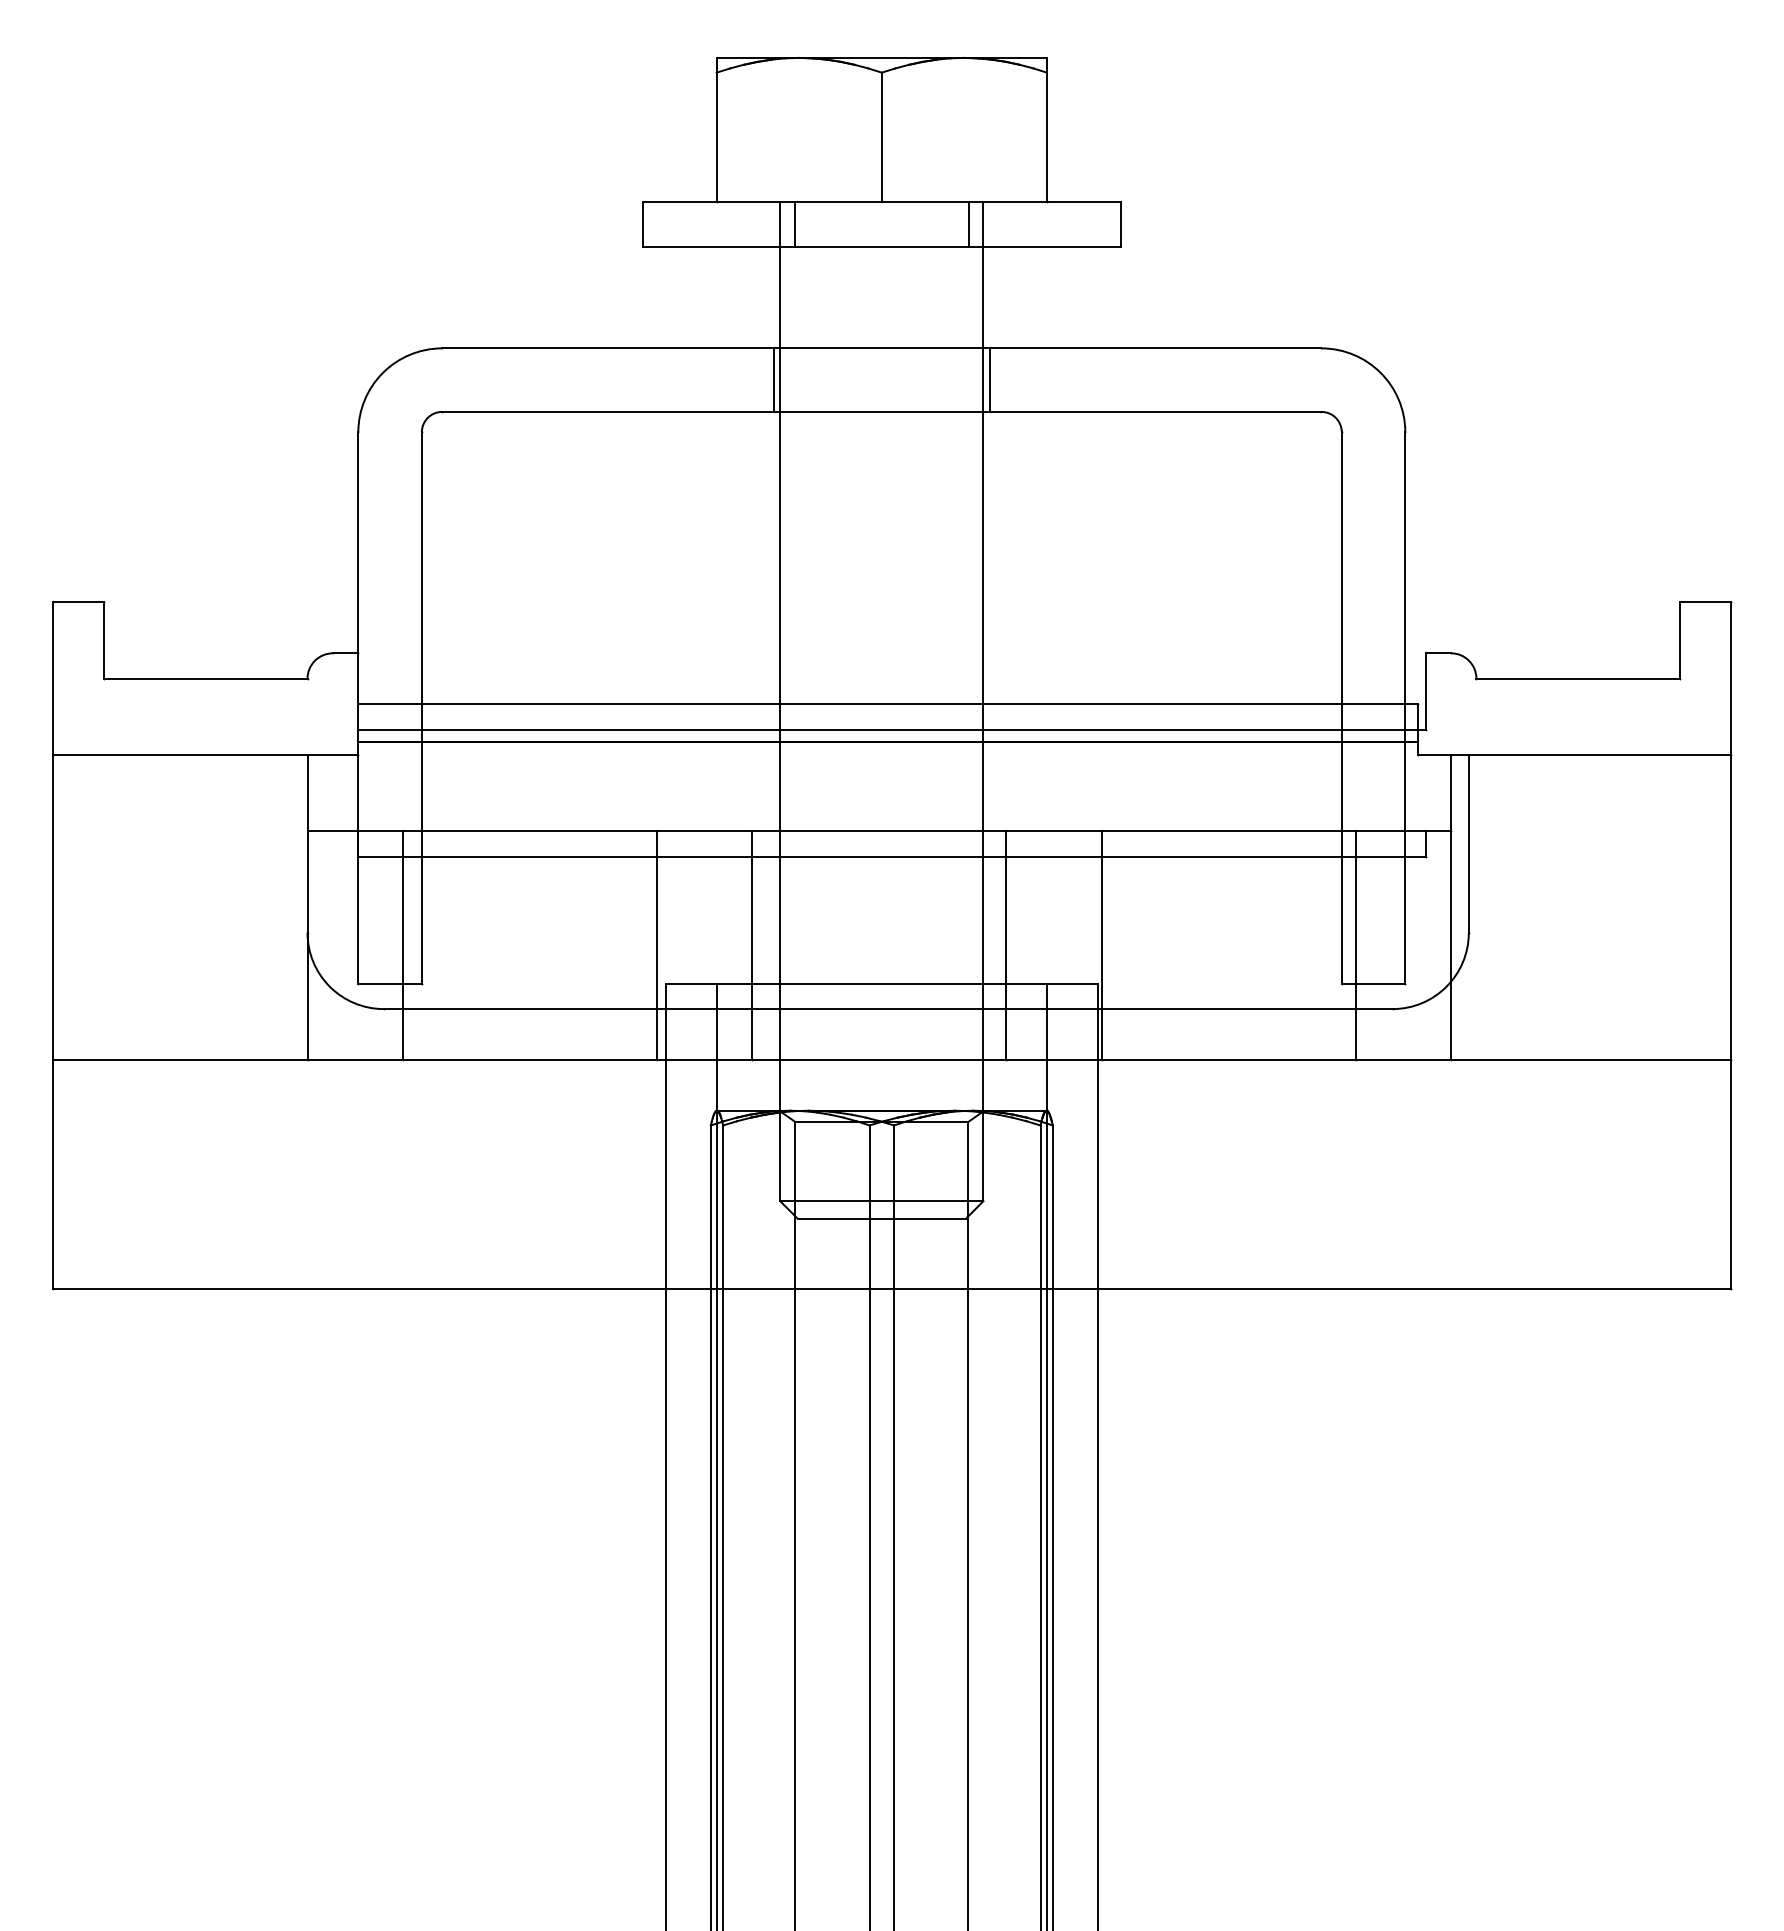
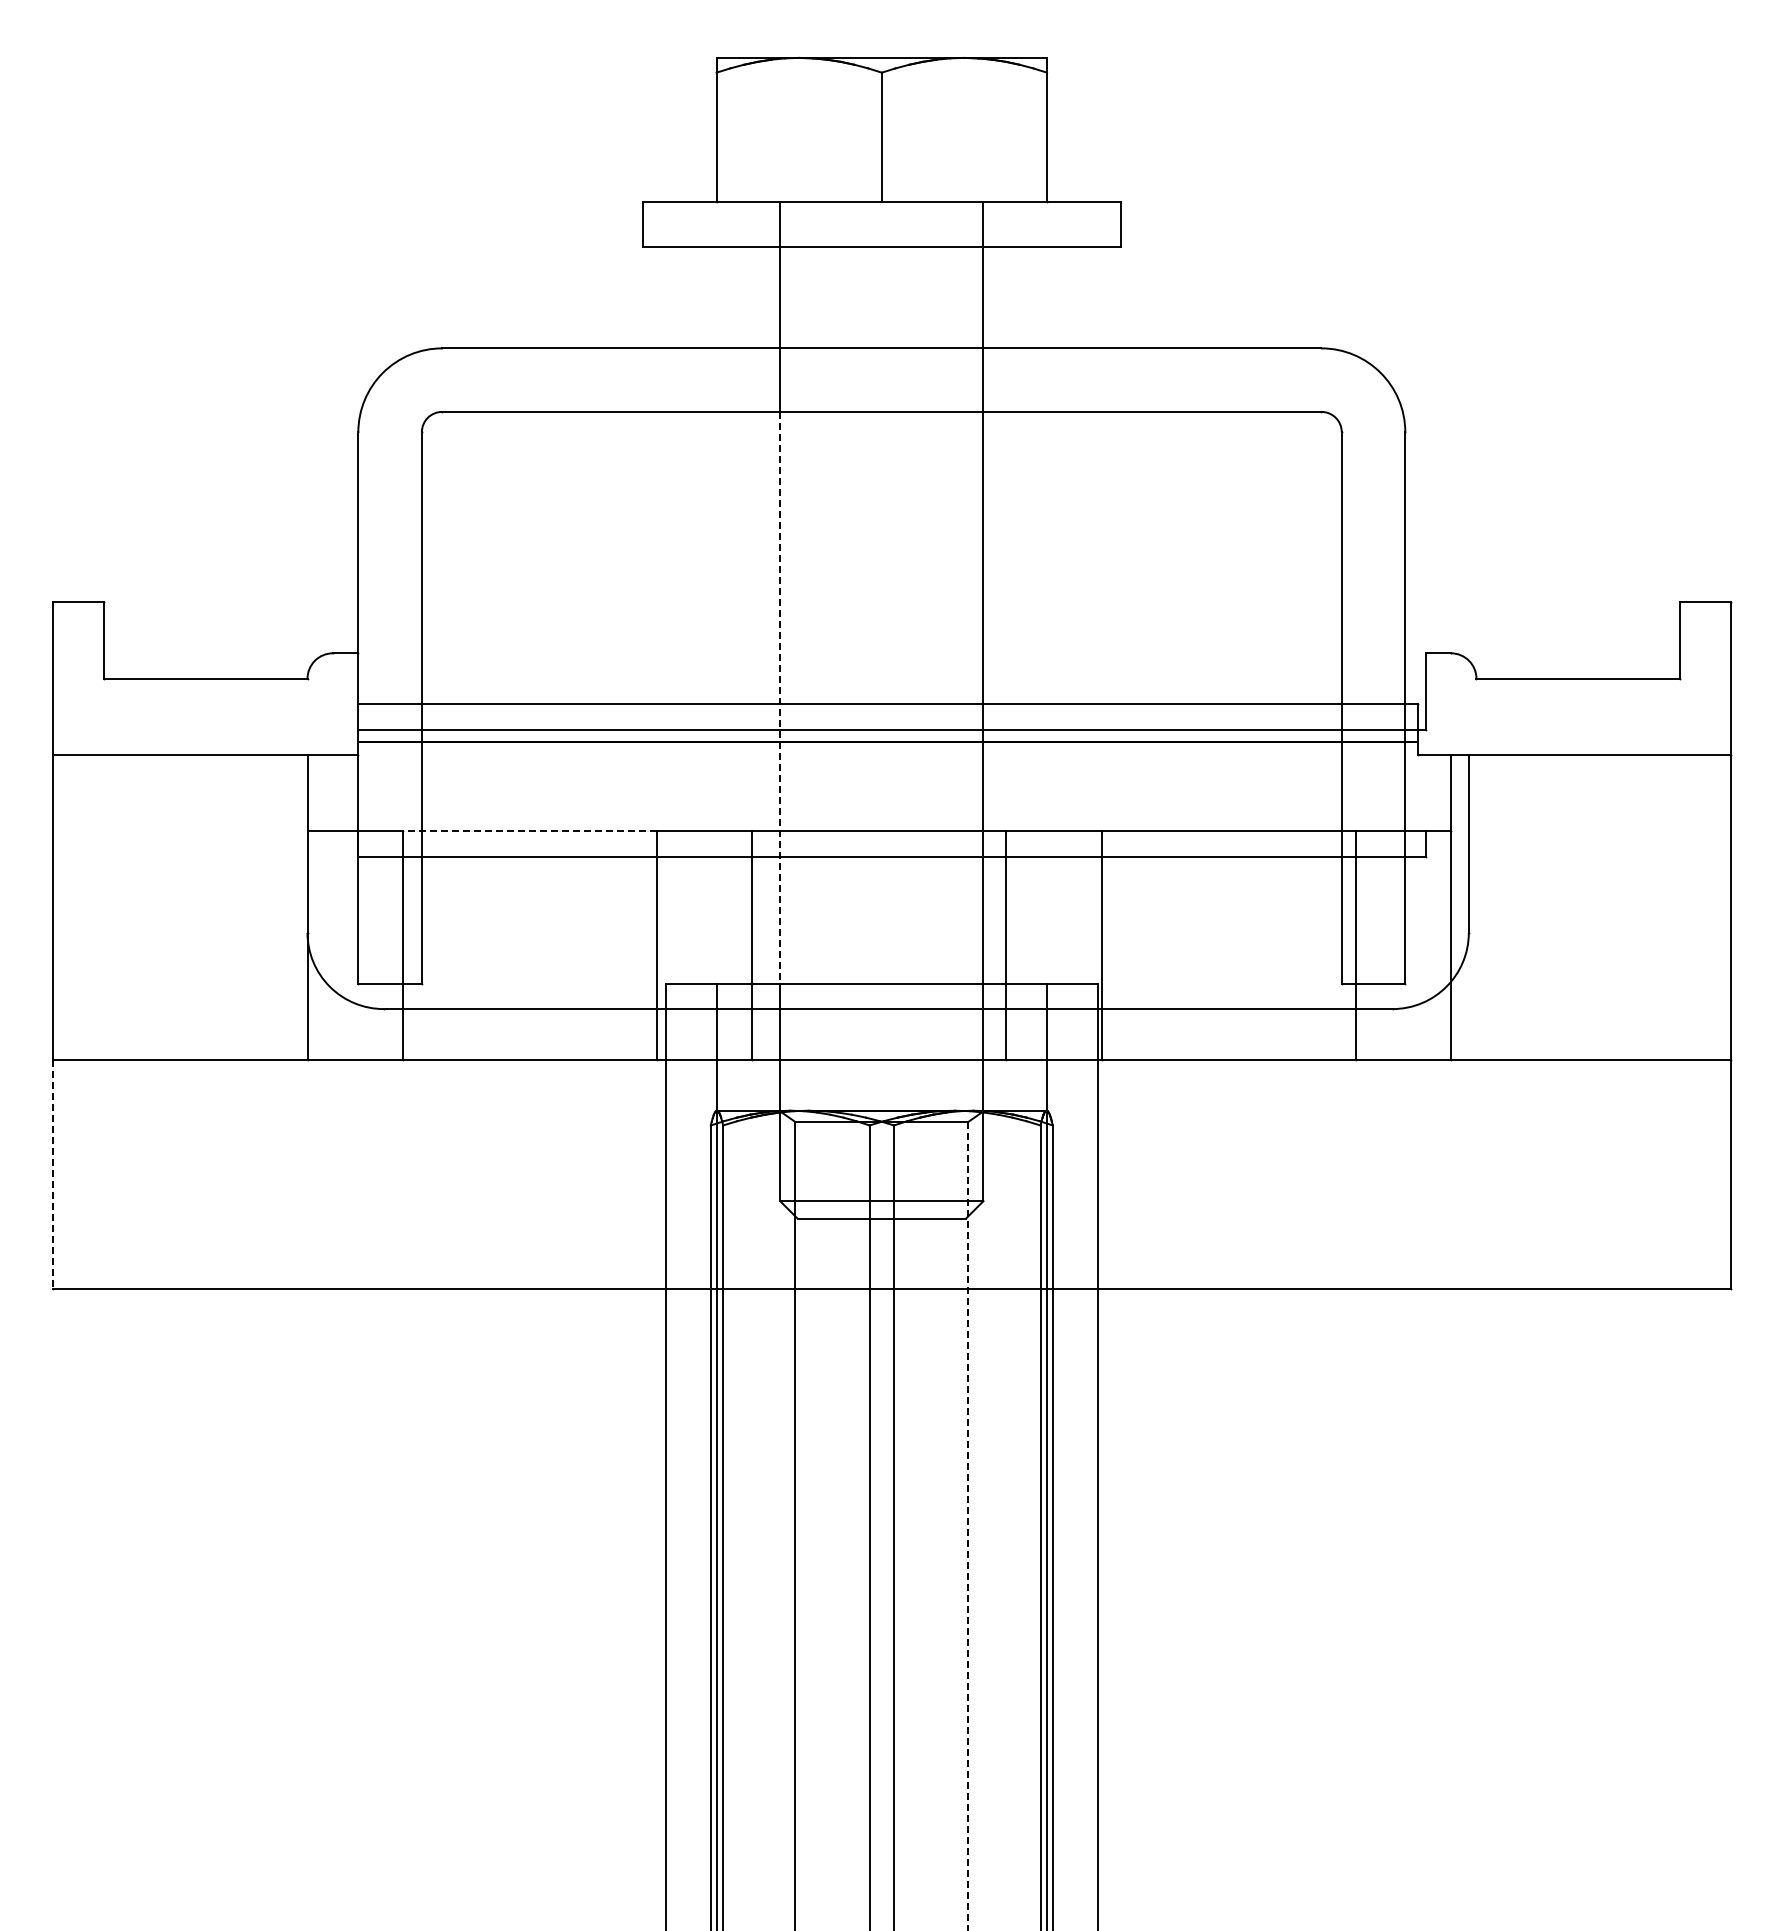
line: present -> none (794, 224)
line: present -> none (969, 224)
line: present -> none (773, 379)
line: present -> none (989, 379)
line: solid -> dashed (780, 697)
line: solid -> dashed (529, 831)
line: solid -> dashed (53, 1174)
line: solid -> dashed (968, 1525)
